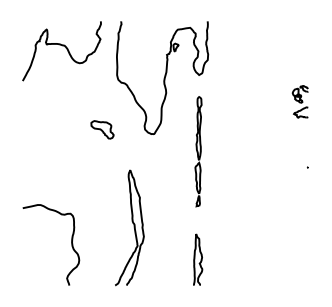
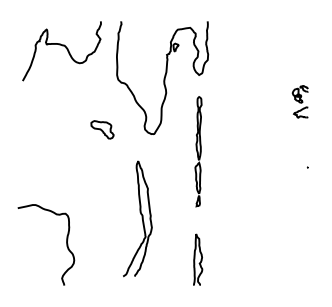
curve position: (133, 227) -> (141, 218) (141, 218)
curve position: (71, 244) -> (66, 244) (66, 244)
